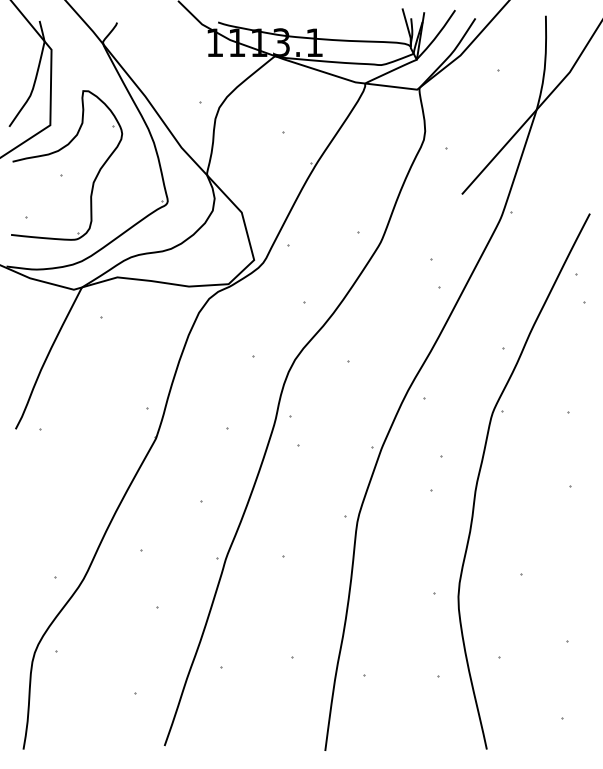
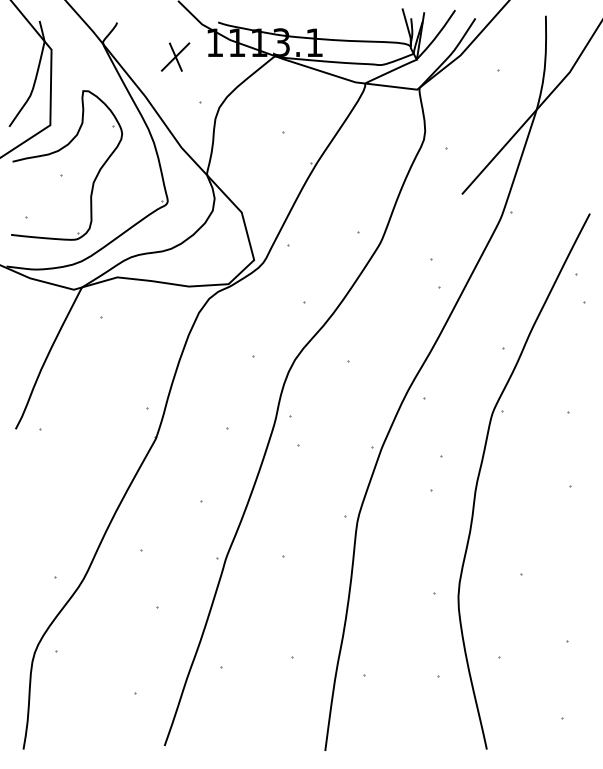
part: none -> present (175, 56)
